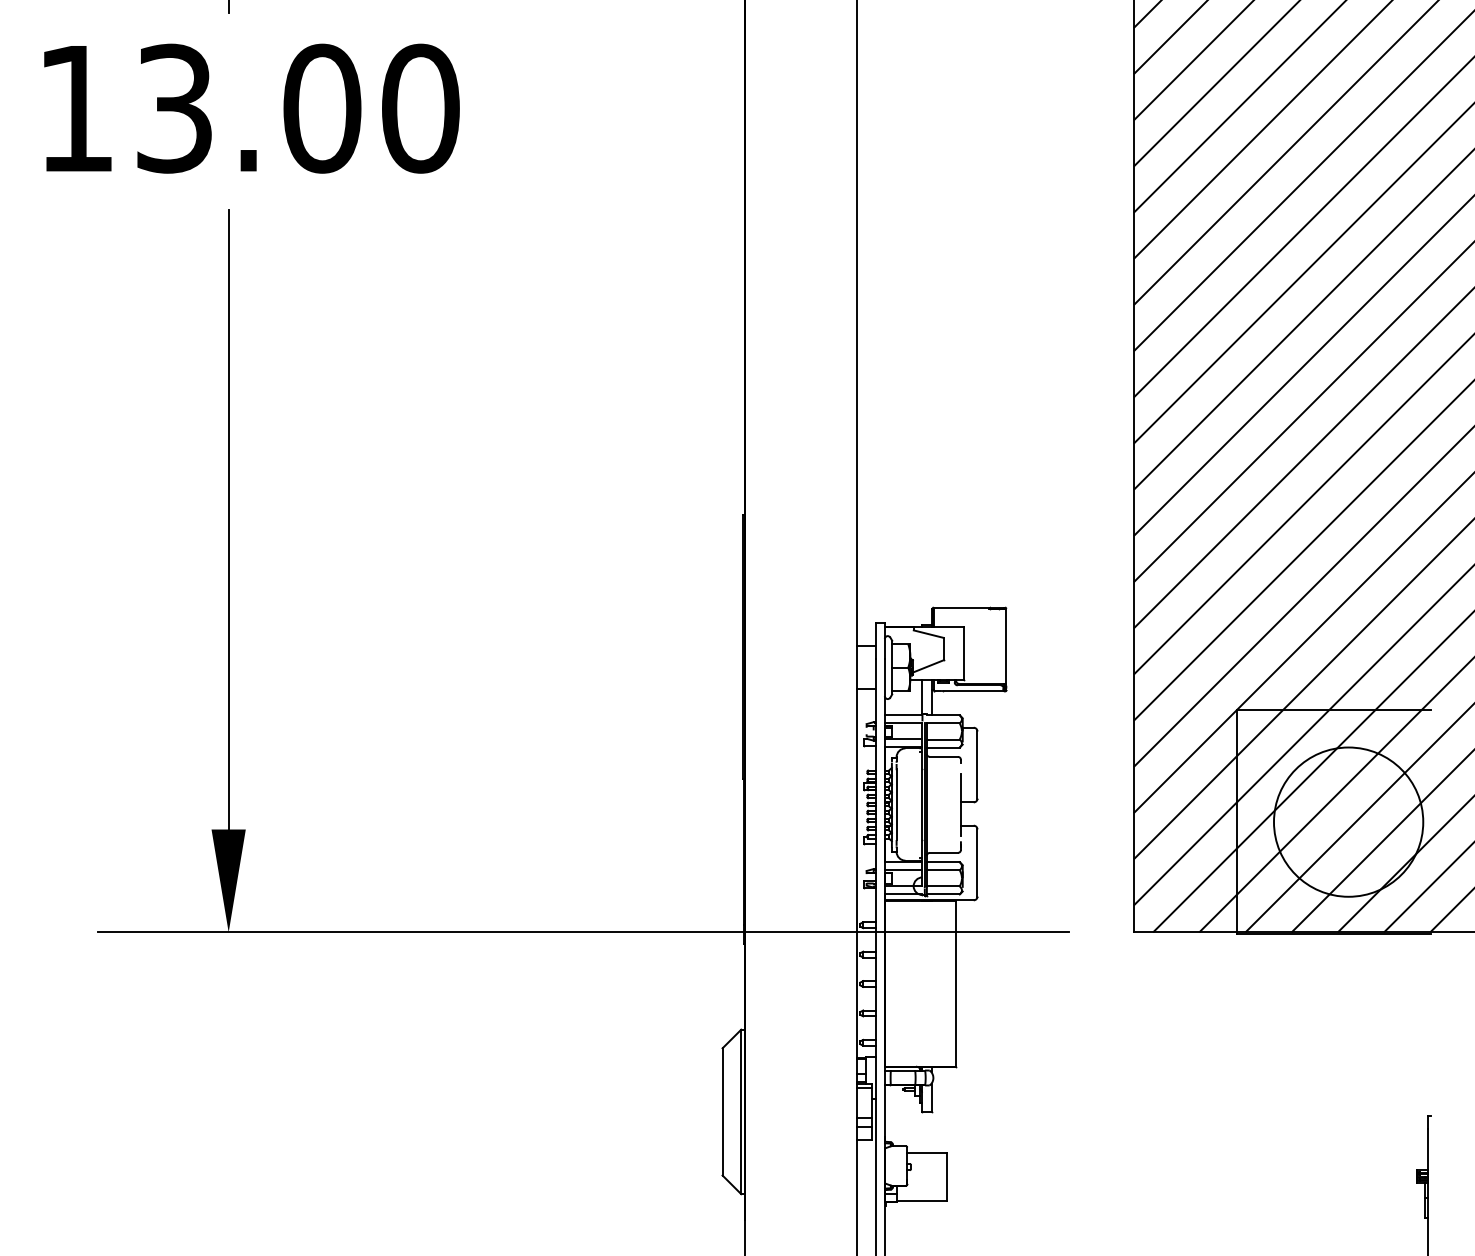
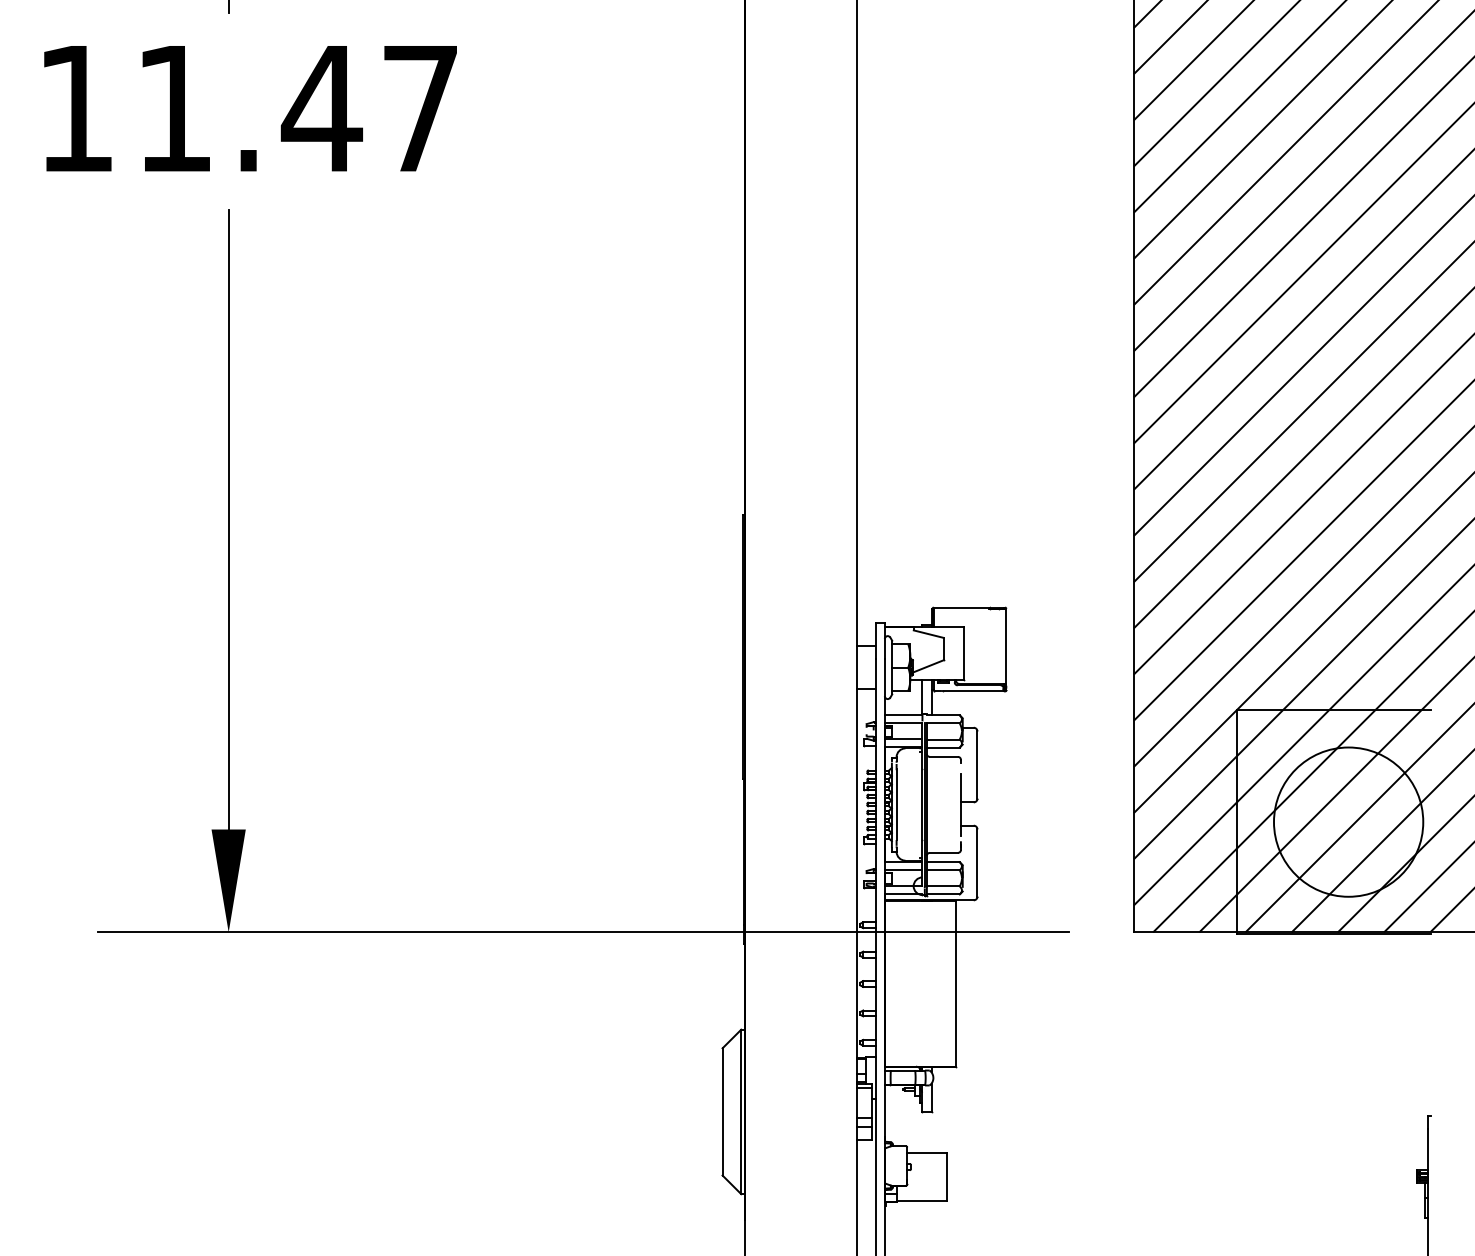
text: 13.00 -> 11.47 (298, 108)
